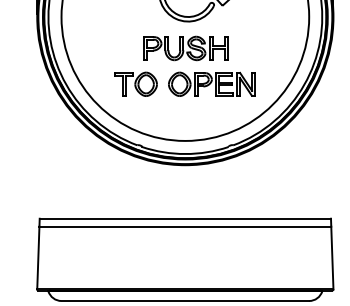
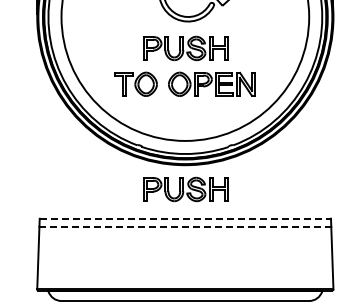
part: none -> present (185, 189)
line: solid -> dashed (185, 218)
line: solid -> dashed (185, 226)
